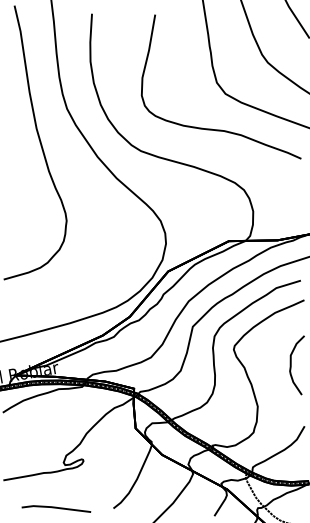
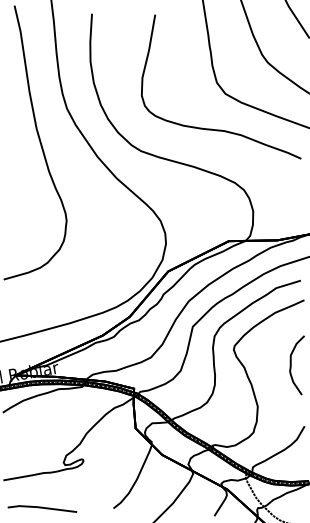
line position: (56, 508) -> (42, 508) (42, 508)
